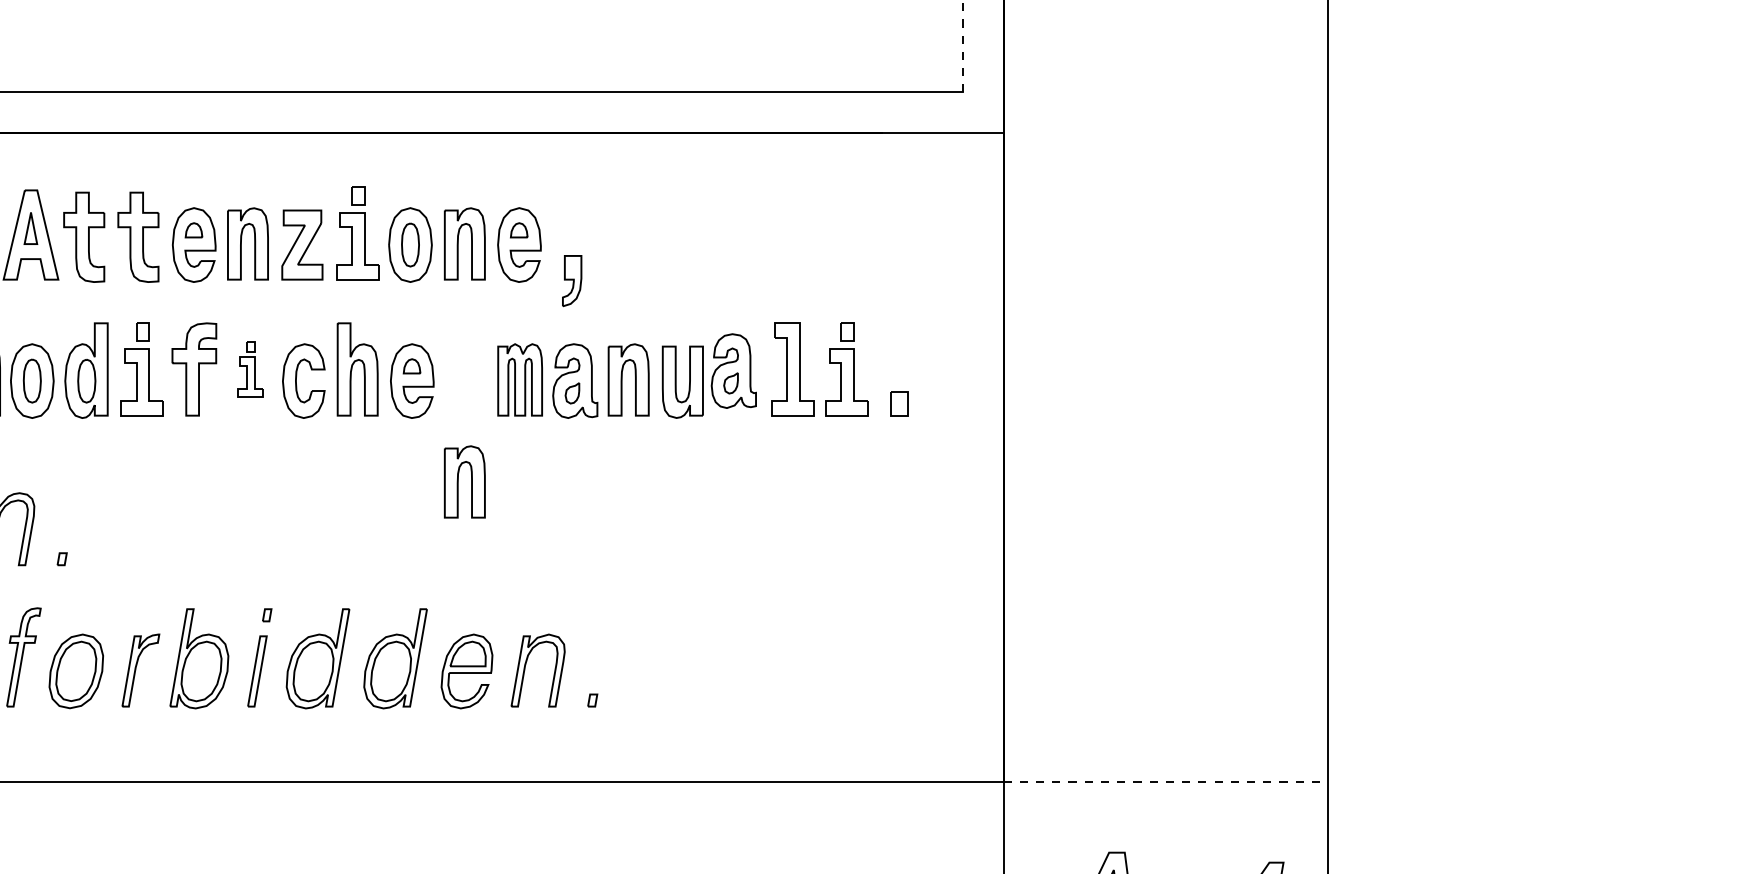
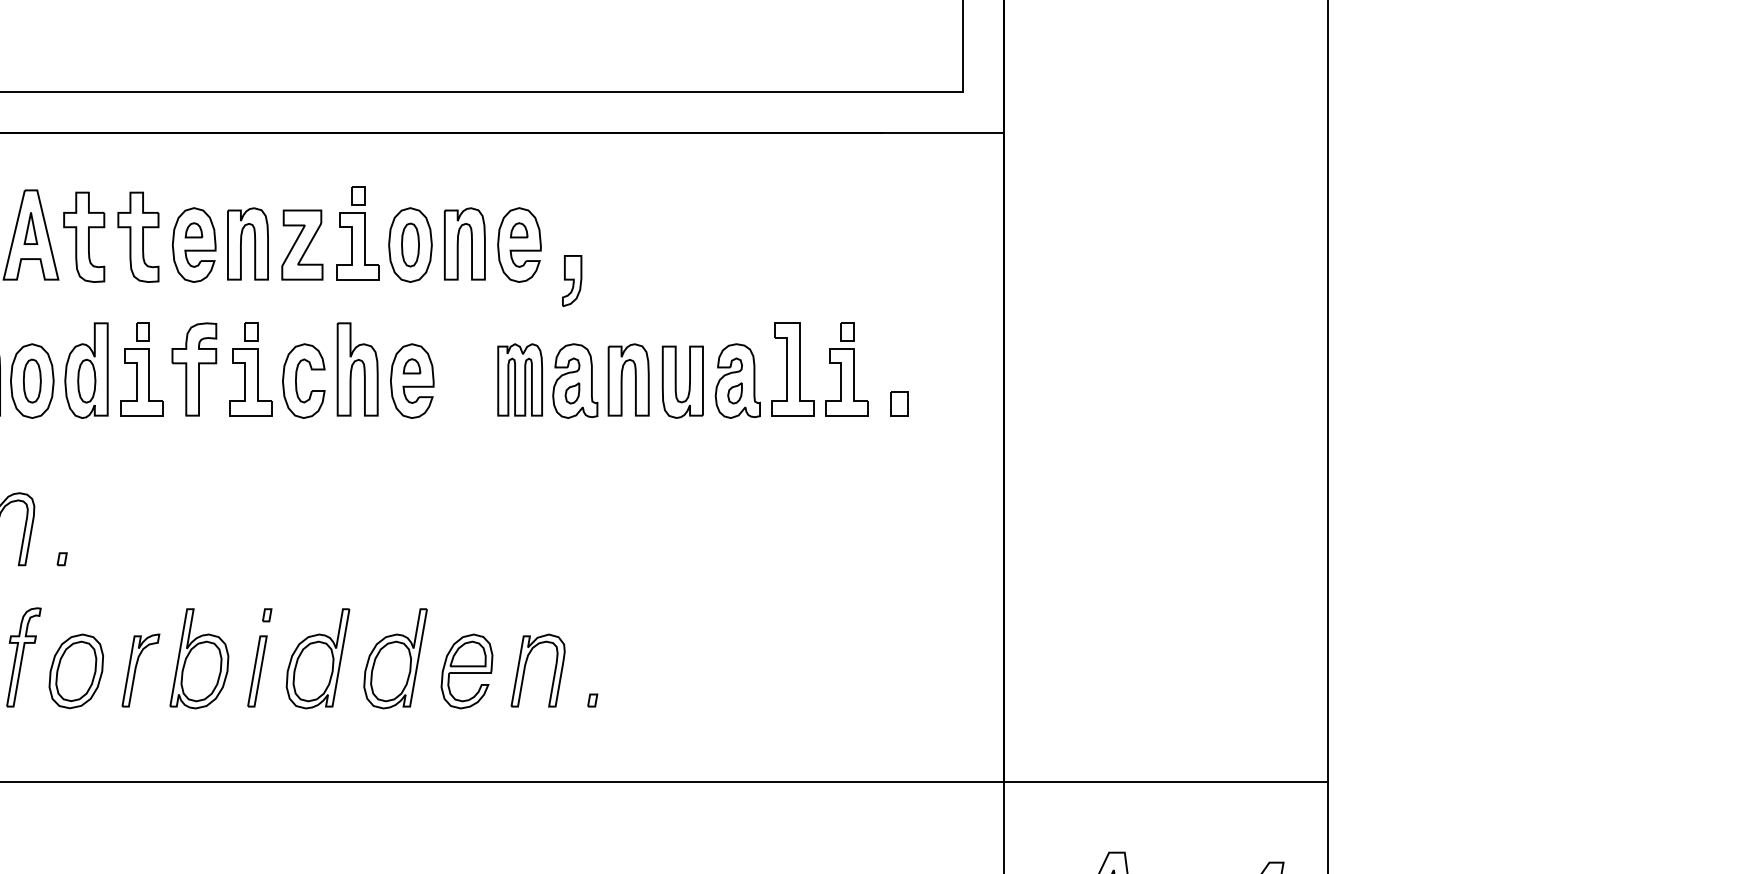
line: dashed -> solid (962, 46)
part size: 27x57 px -> 44x95 px (250, 369)
part position: (733, 370) -> (737, 380) (737, 380)
part: present -> none (464, 481)
line: dashed -> solid (1166, 782)
